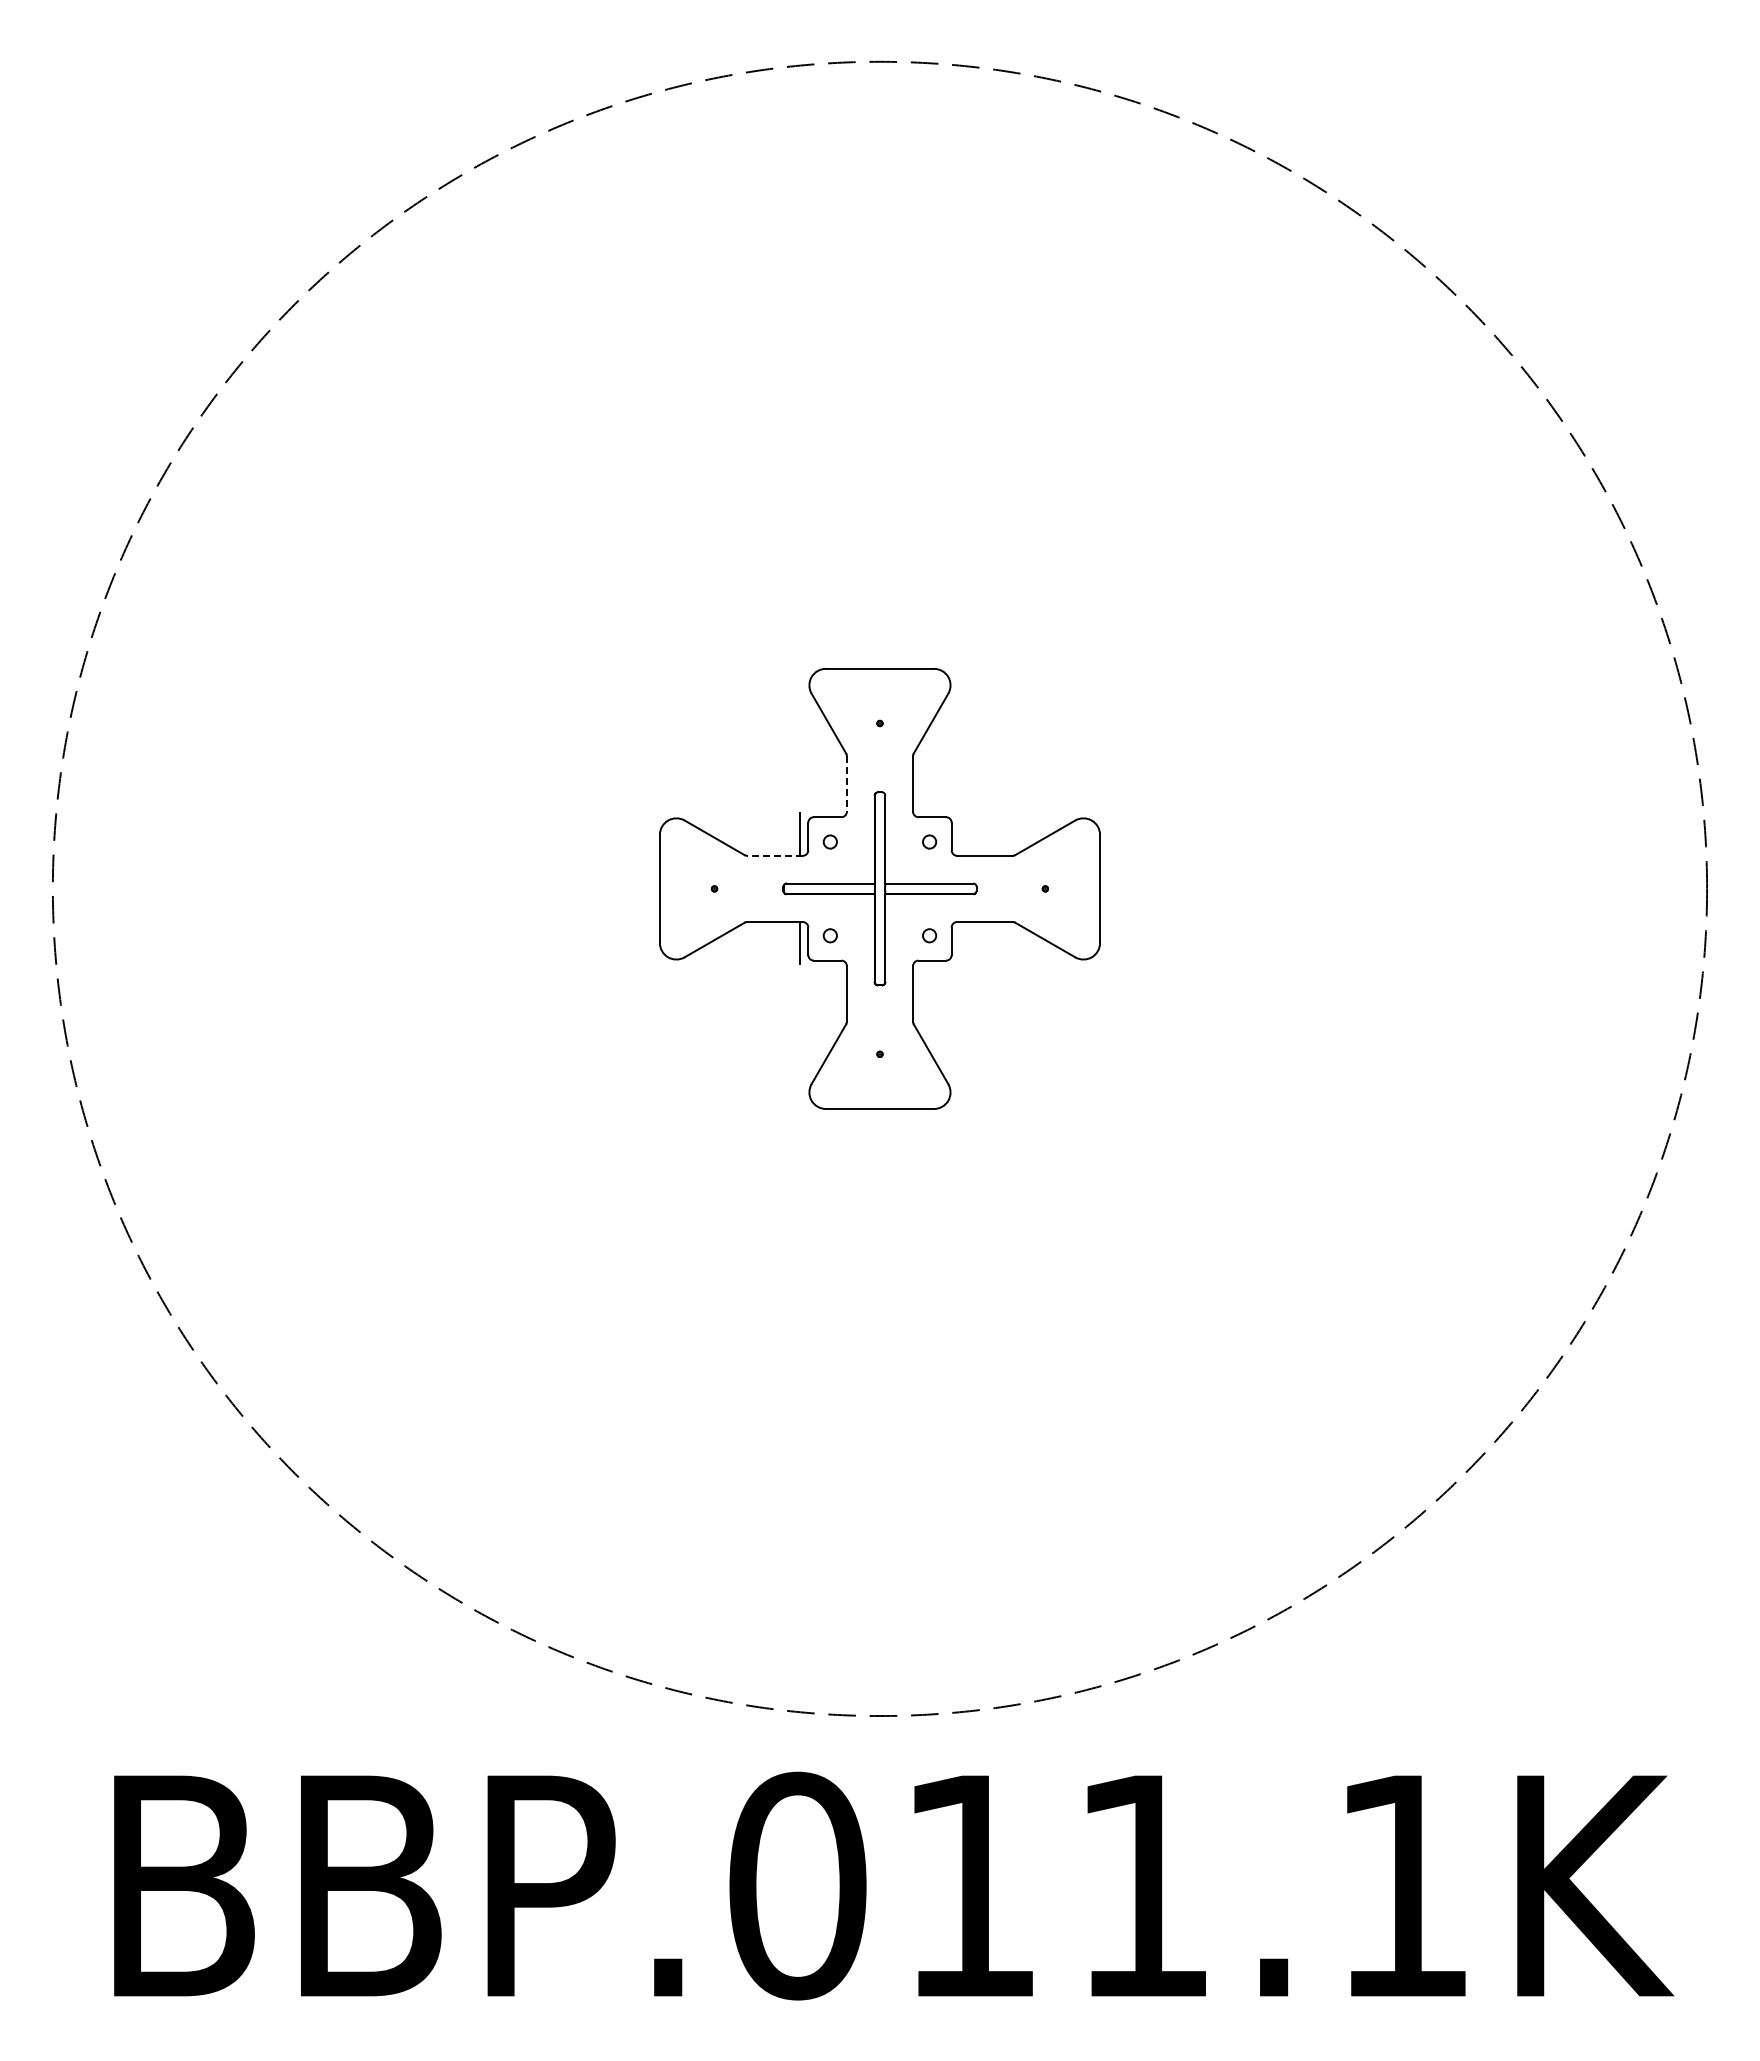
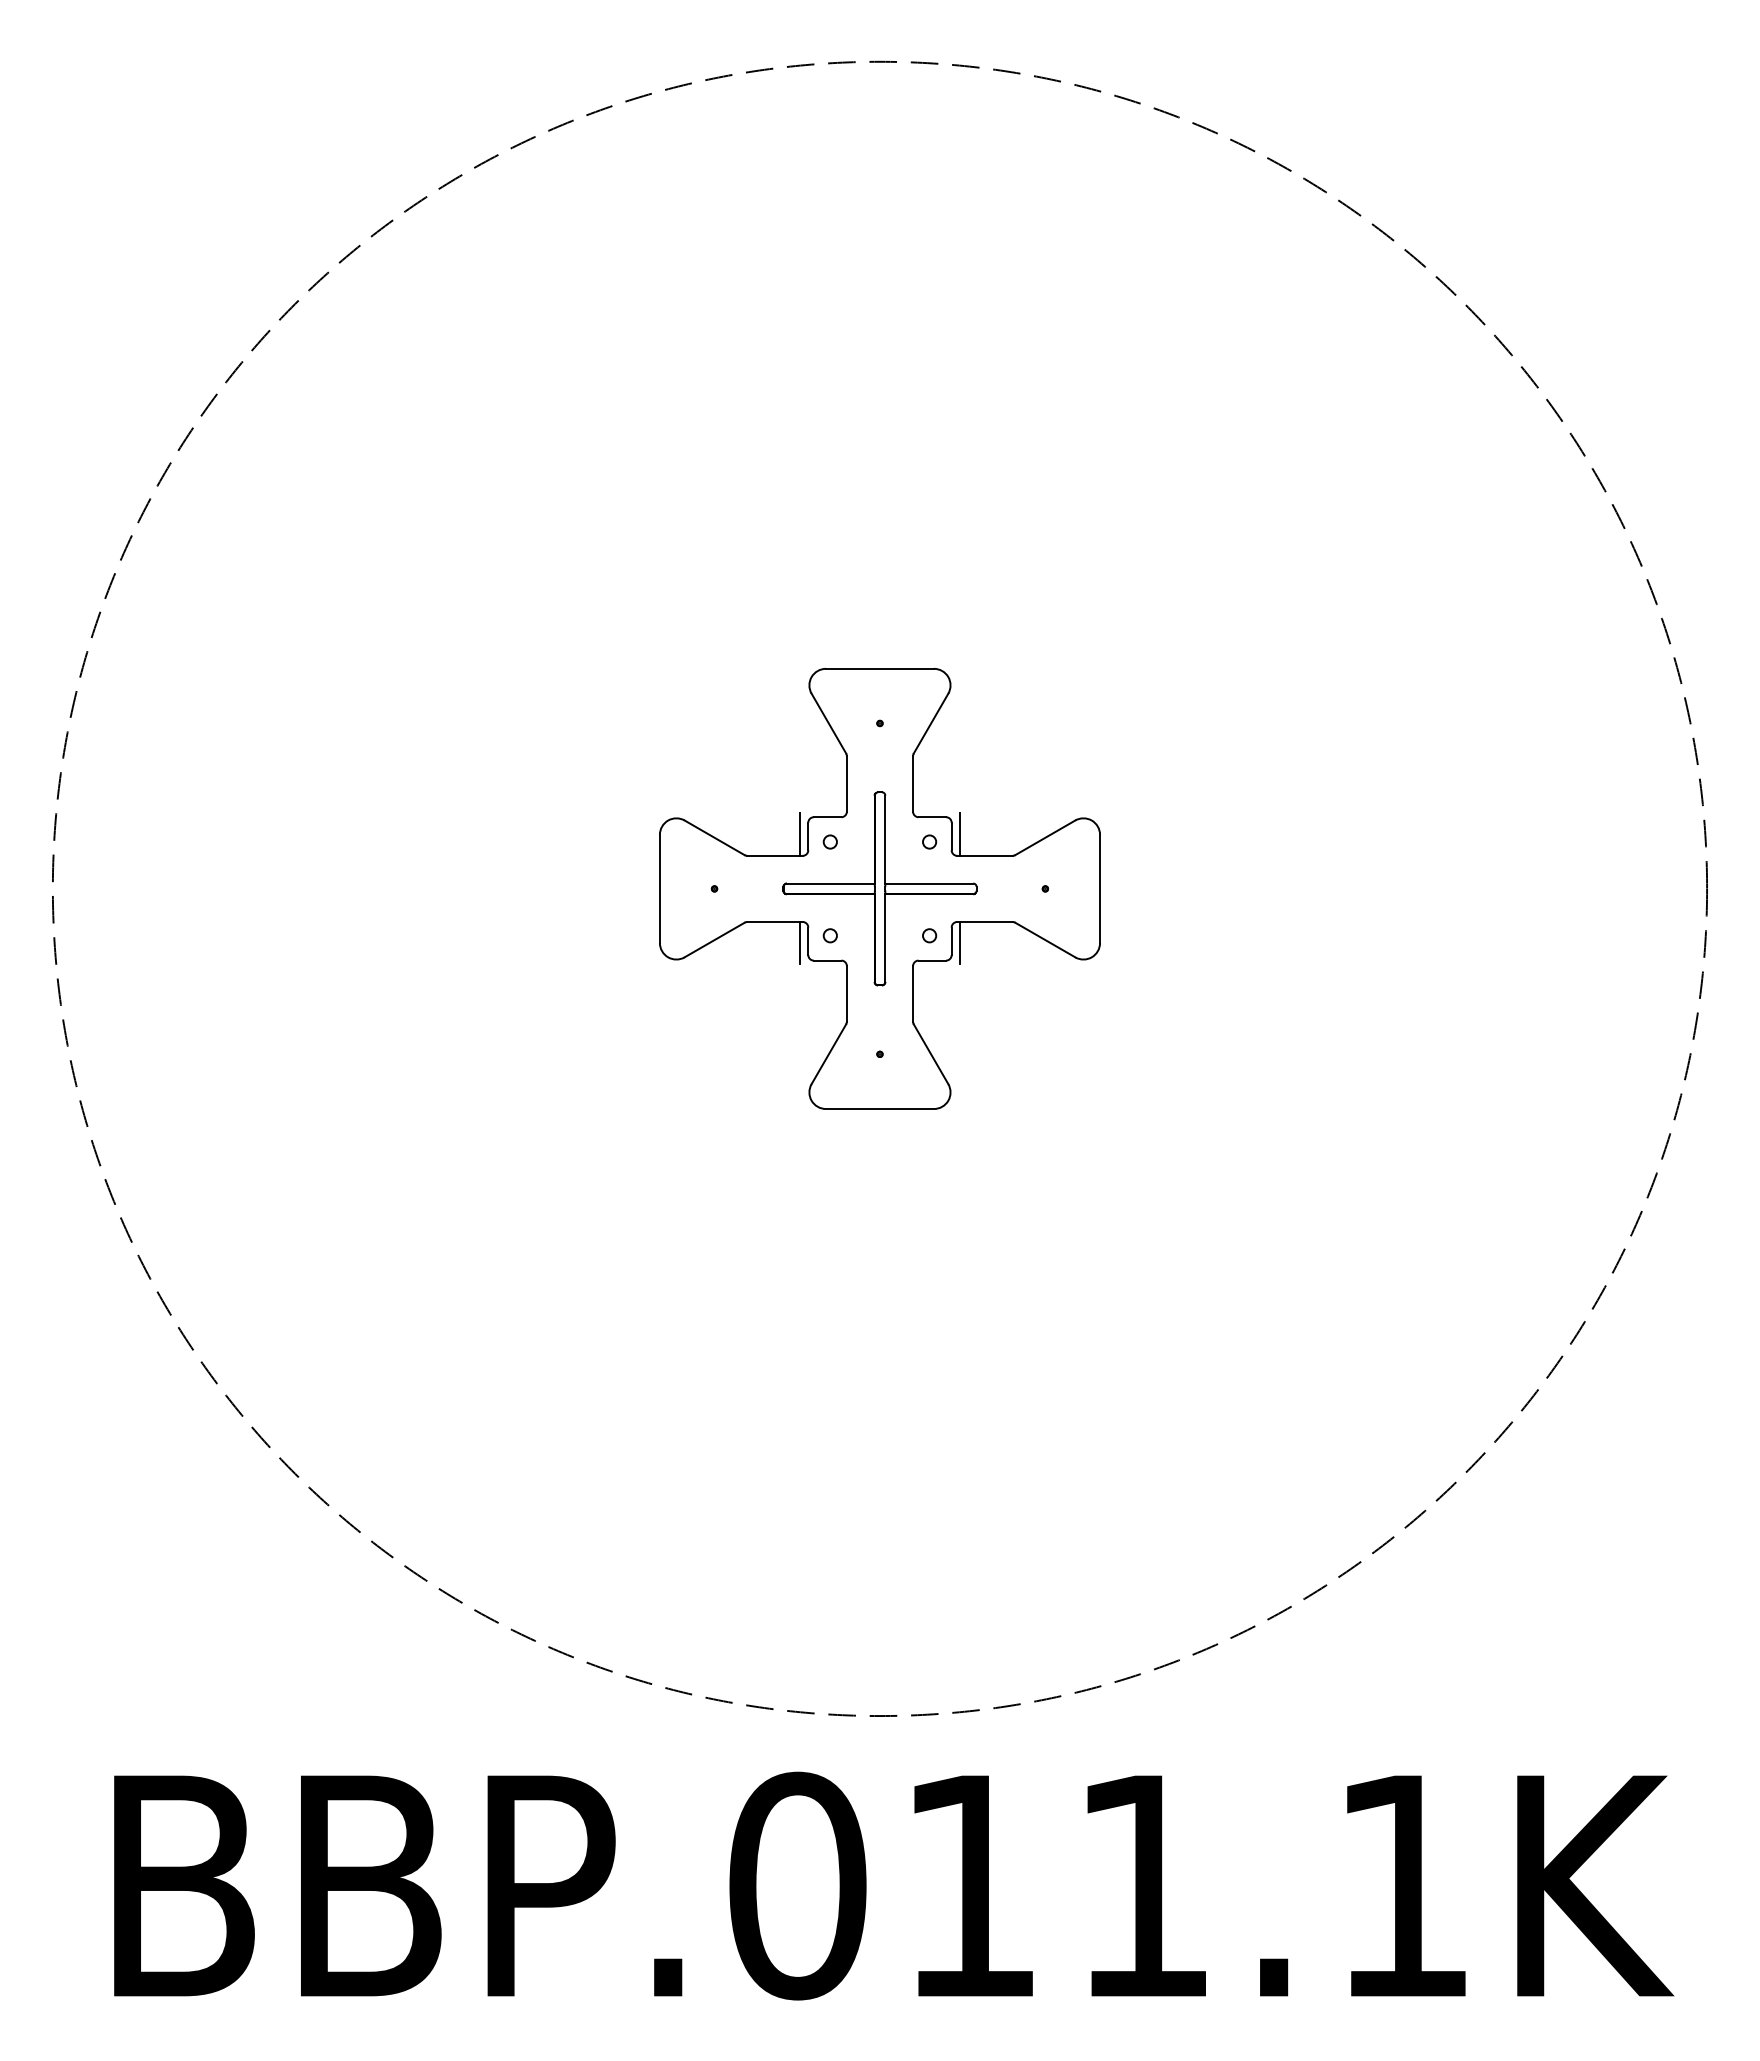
line: dashed -> solid (846, 784)
line: none -> present (959, 834)
line: dashed -> solid (775, 855)
line: none -> present (959, 943)
